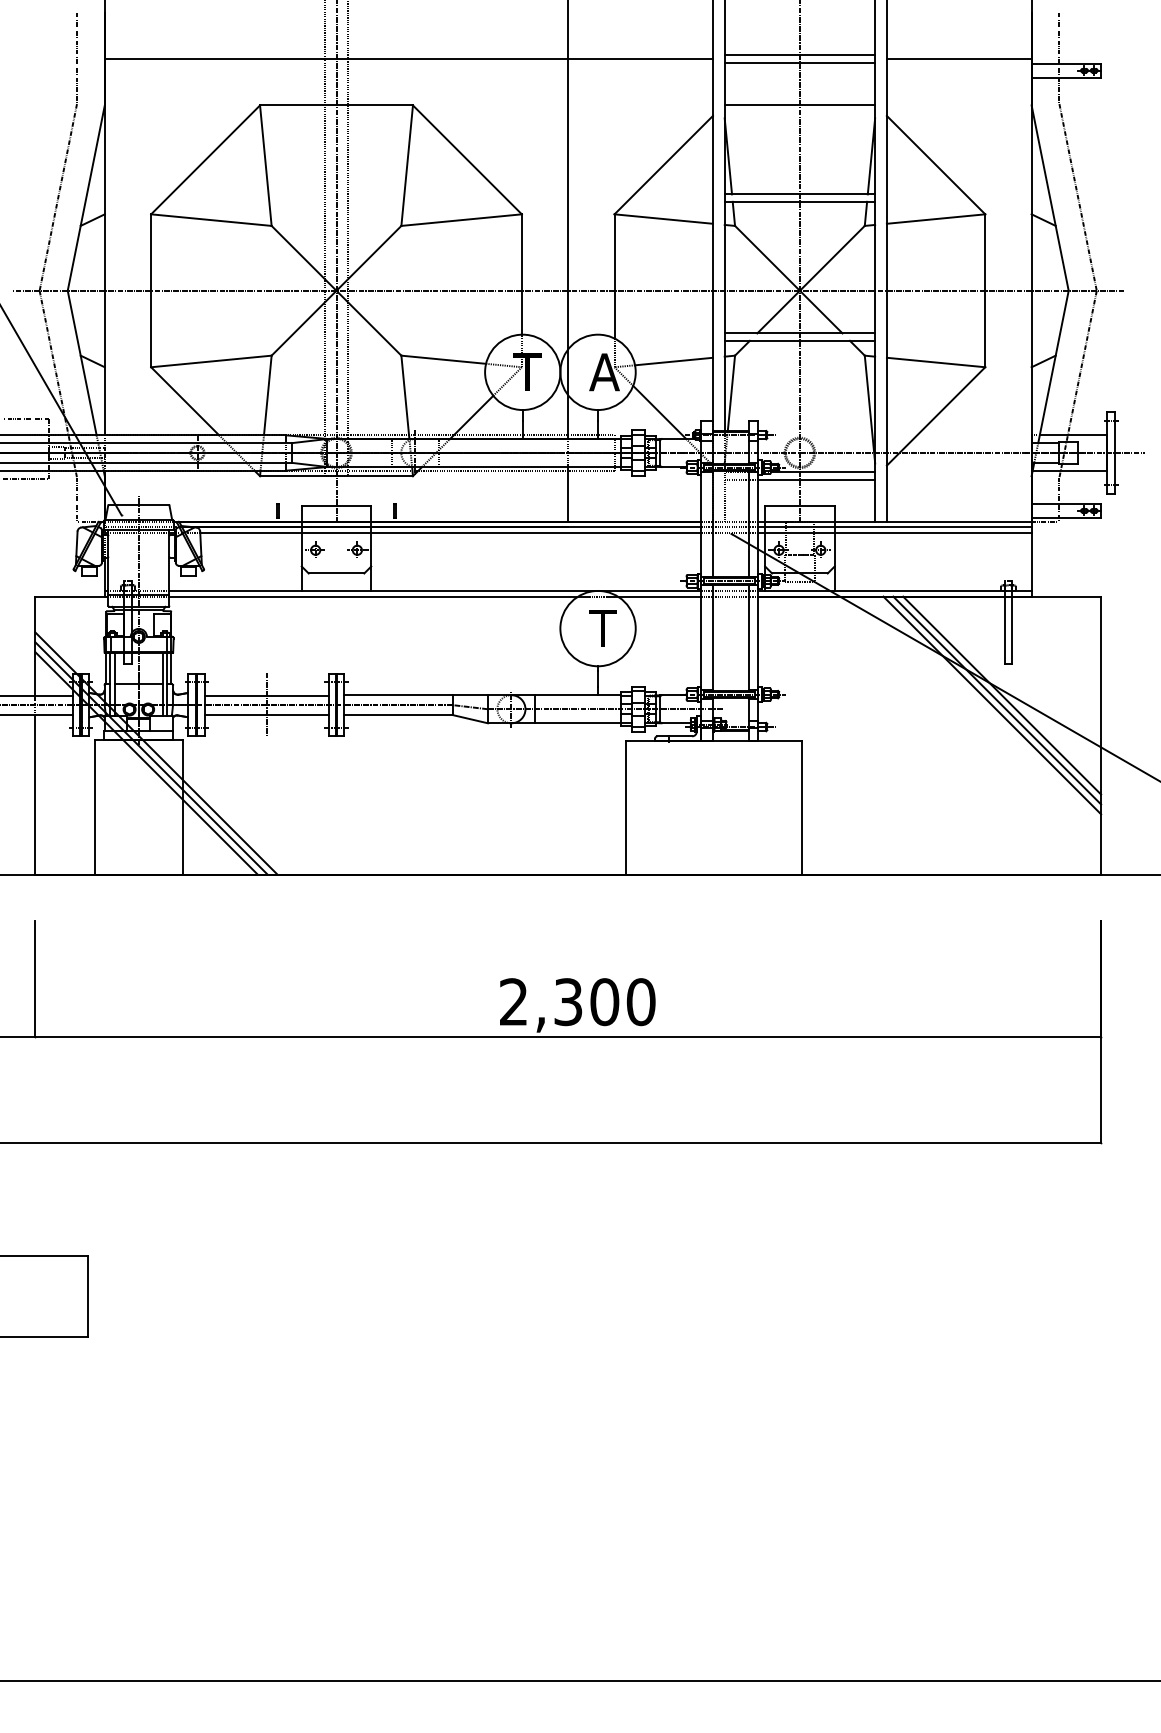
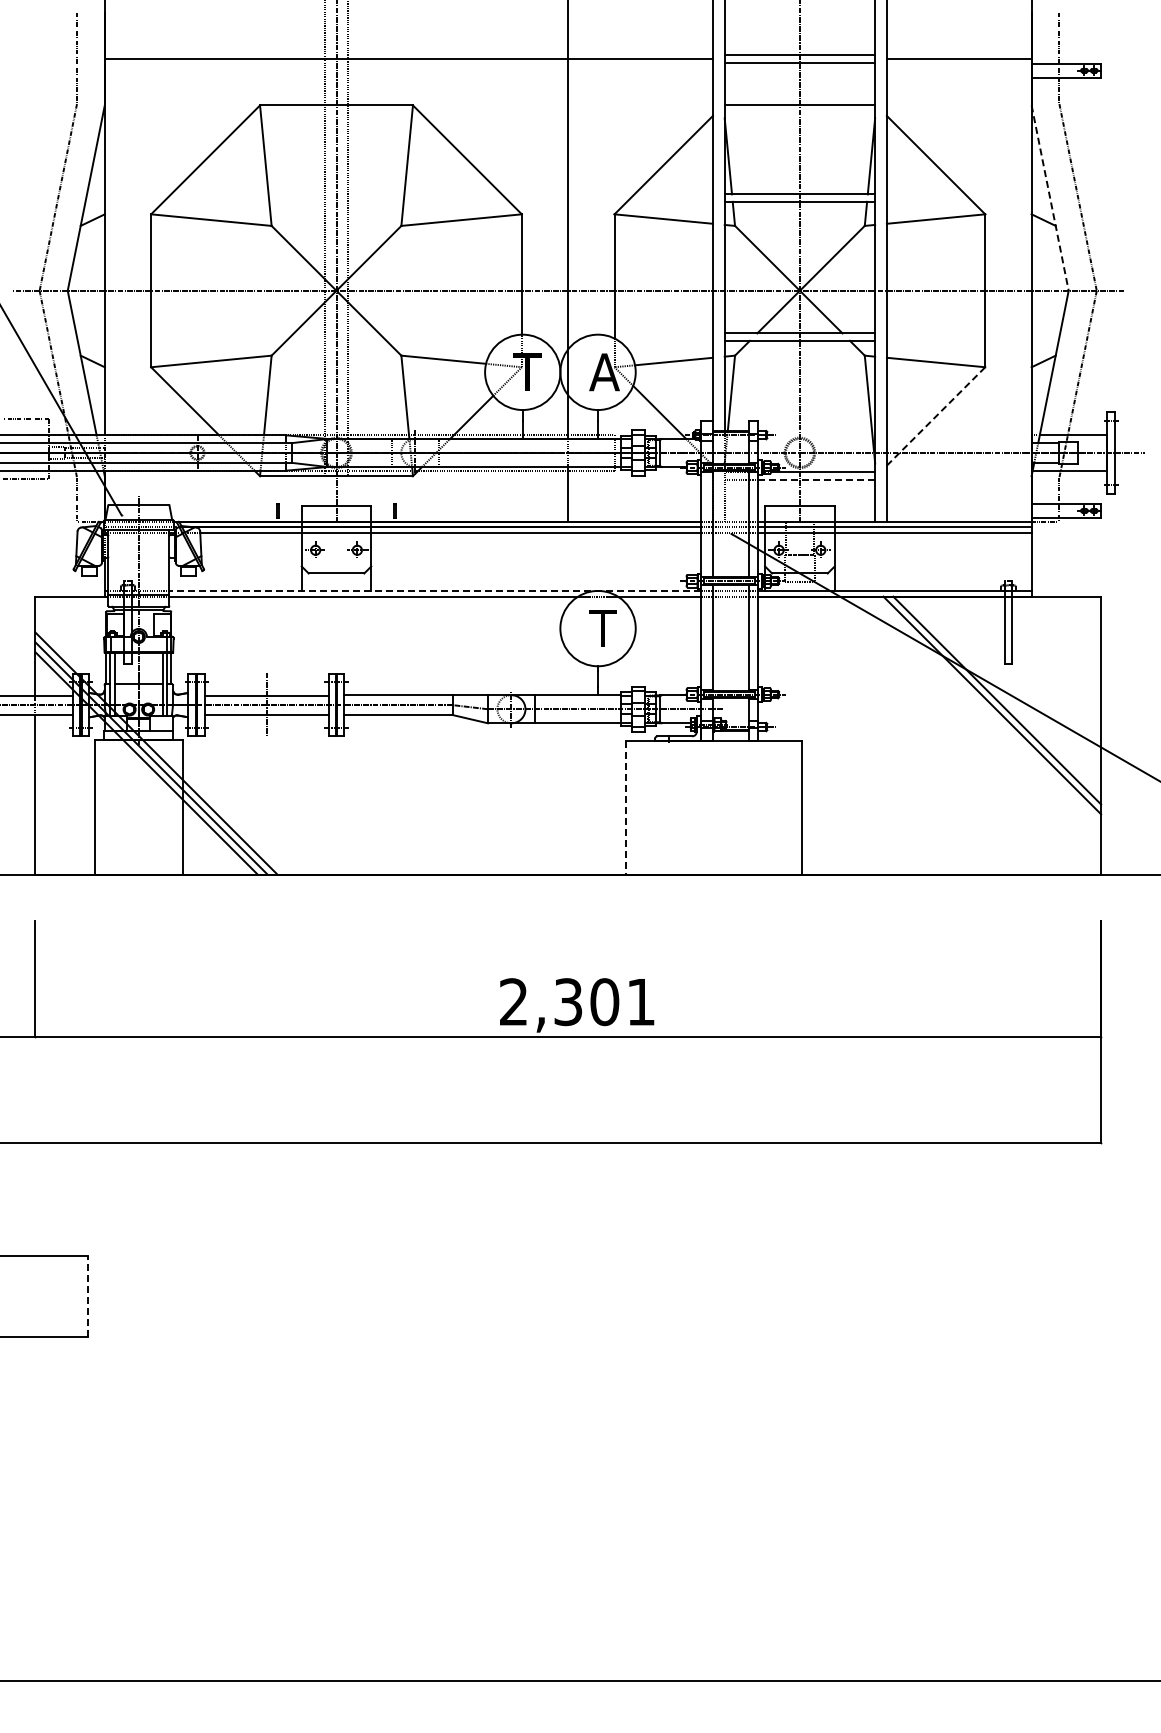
line: solid -> dashed (1050, 198)
line: solid -> dashed (936, 416)
line: solid -> dashed (816, 479)
line: solid -> dashed (434, 590)
line: present -> none (1002, 695)
line: solid -> dashed (626, 807)
text: 2,300 -> 2,301 (640, 1002)
line: solid -> dashed (88, 1296)
